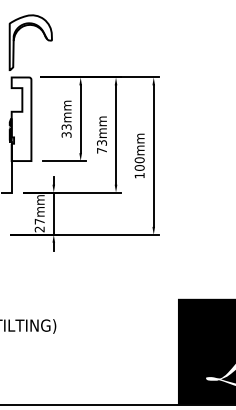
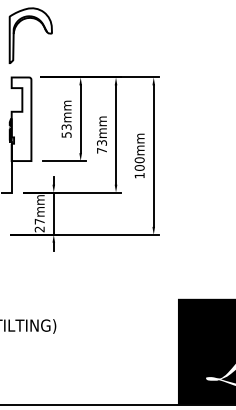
part position: (43, 35) -> (43, 28) (43, 28)
text: 33mm -> 53mm (65, 134)
